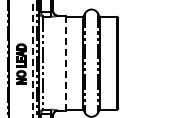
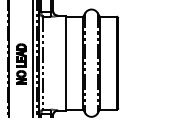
line: dashed -> solid (32, 59)
line: dashed -> solid (66, 63)
